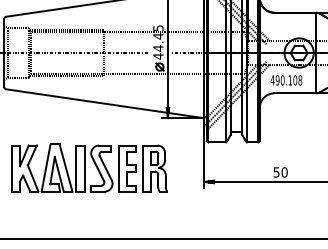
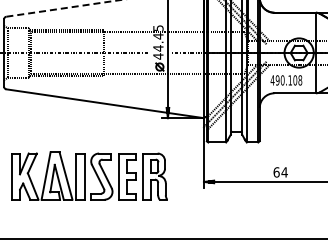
line: solid -> dashed (63, 8)
part position: (89, 167) -> (89, 175) (89, 175)
text: 50 -> 64 (280, 172)
